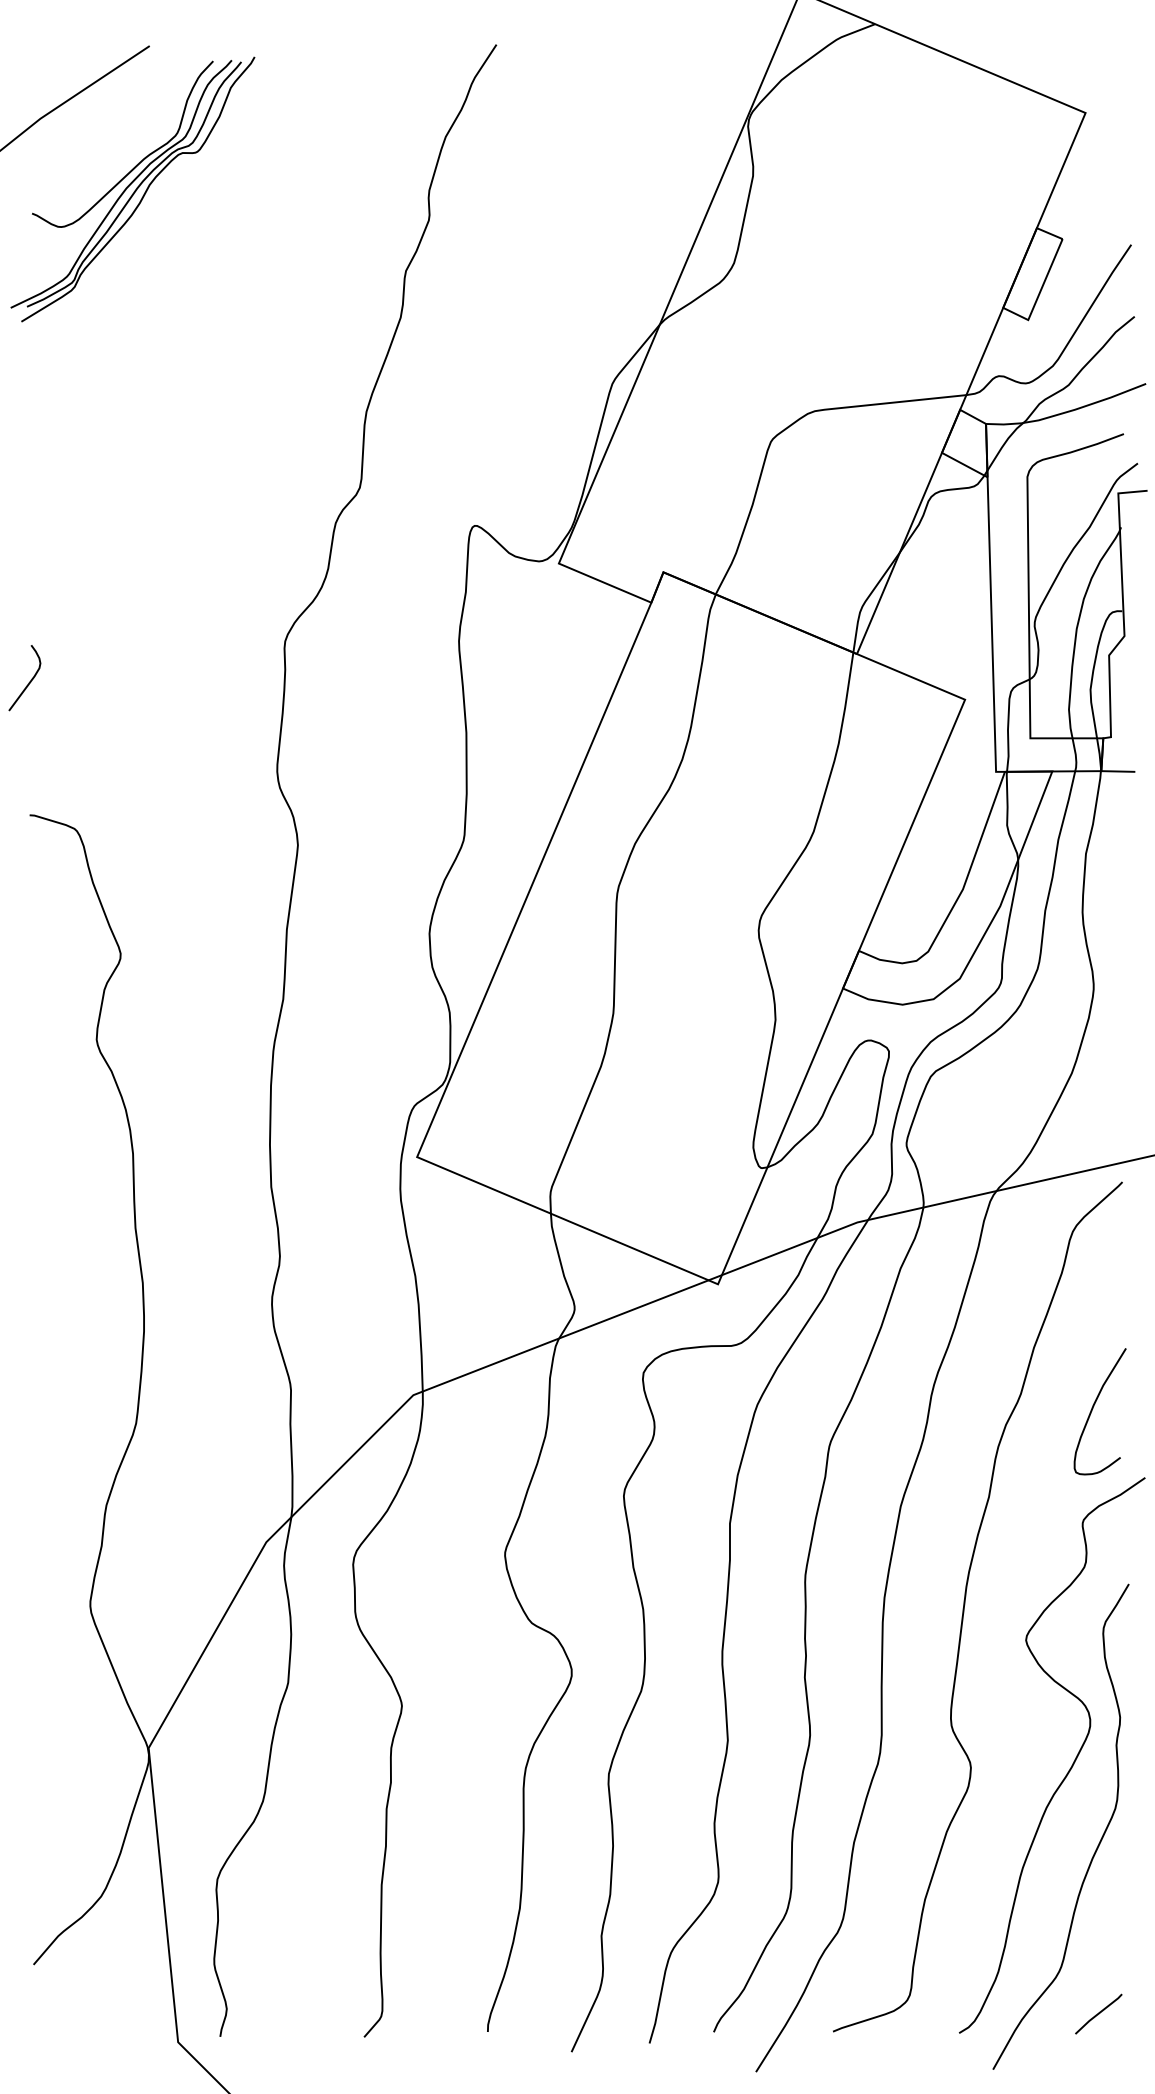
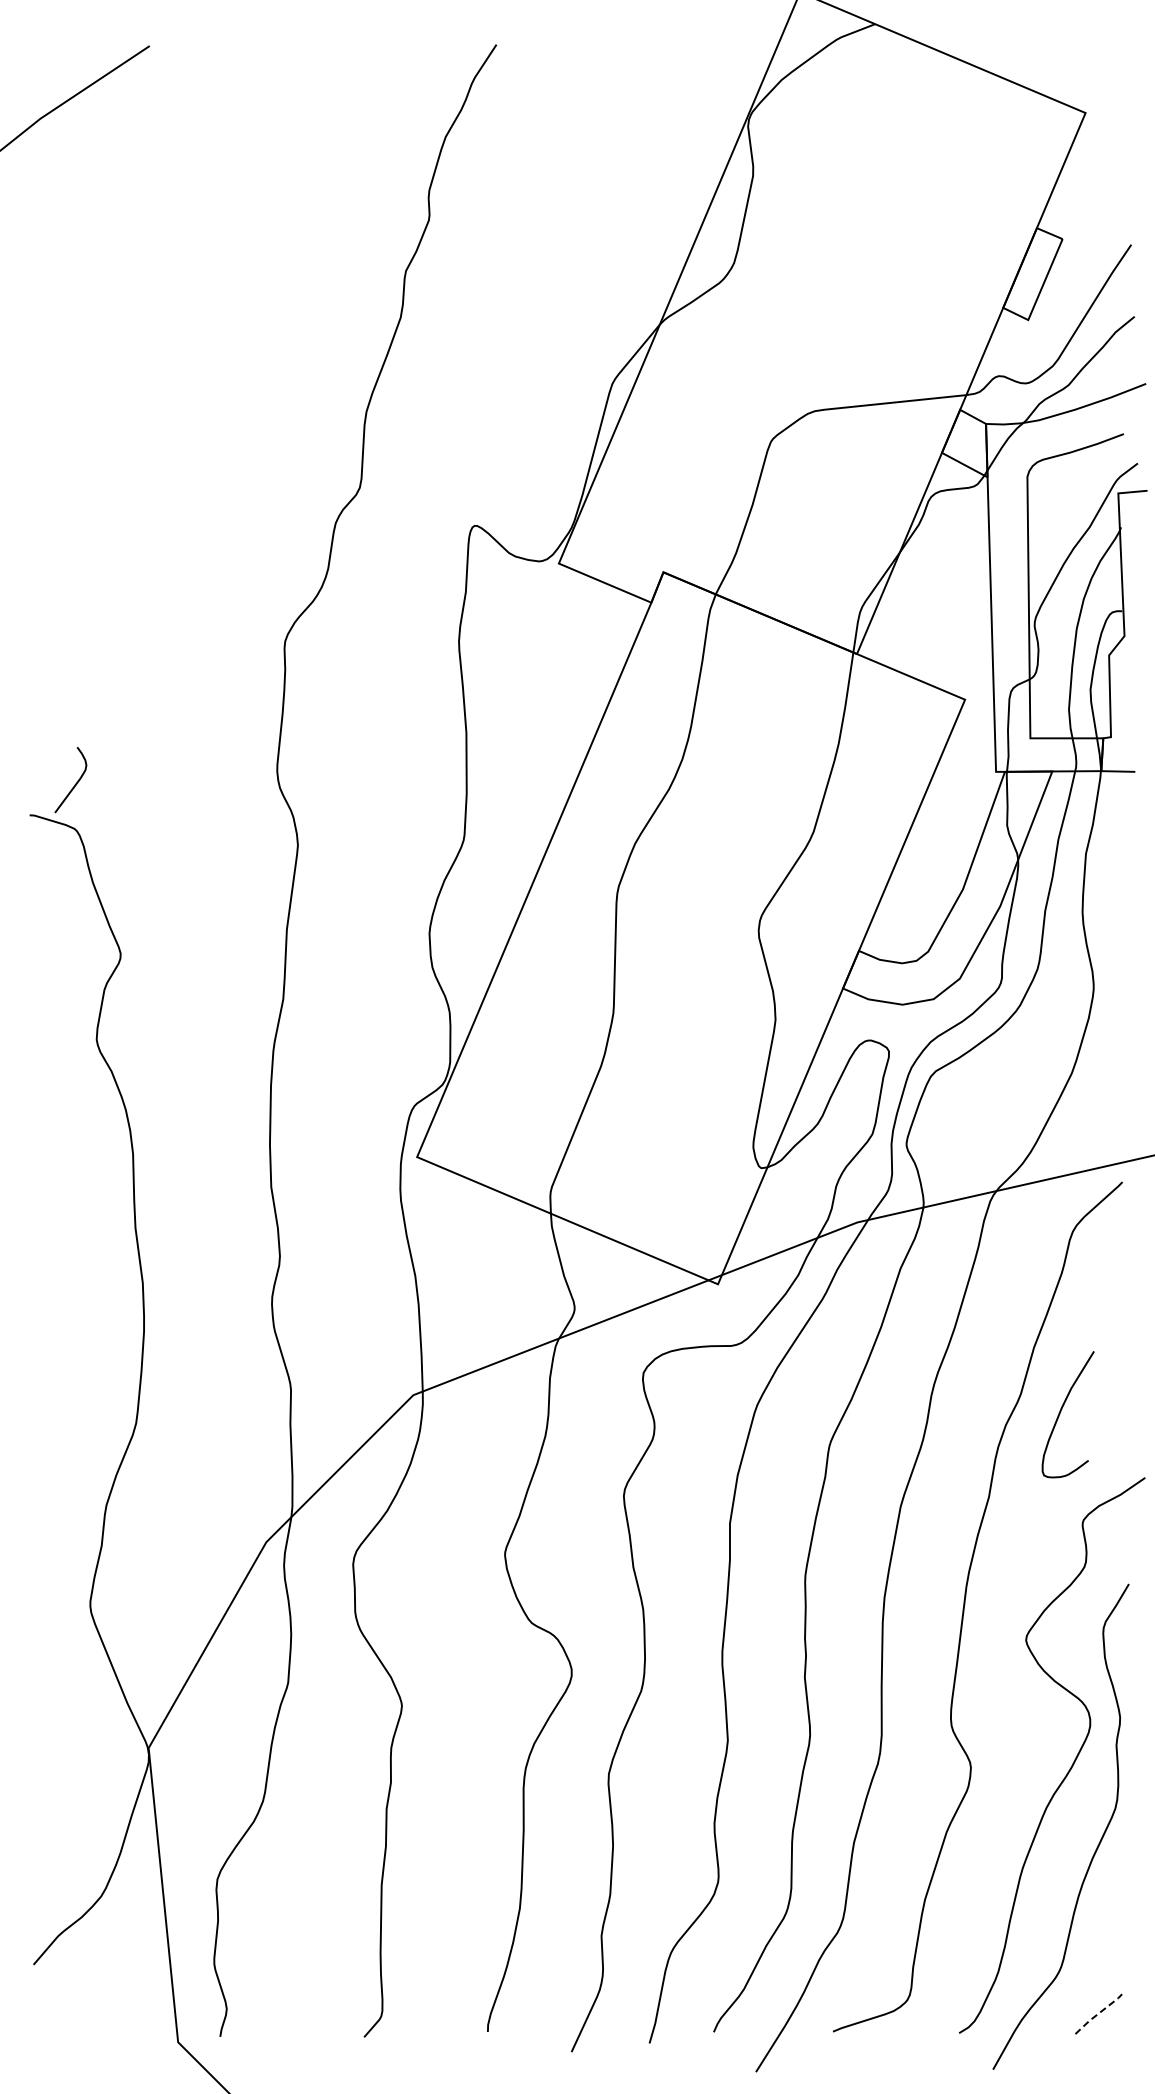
part: present -> none (132, 189)
curve position: (28, 682) -> (74, 784) (74, 784)
curve position: (1093, 1408) -> (1061, 1411) (1061, 1411)
line: solid -> dashed (1098, 2013)
